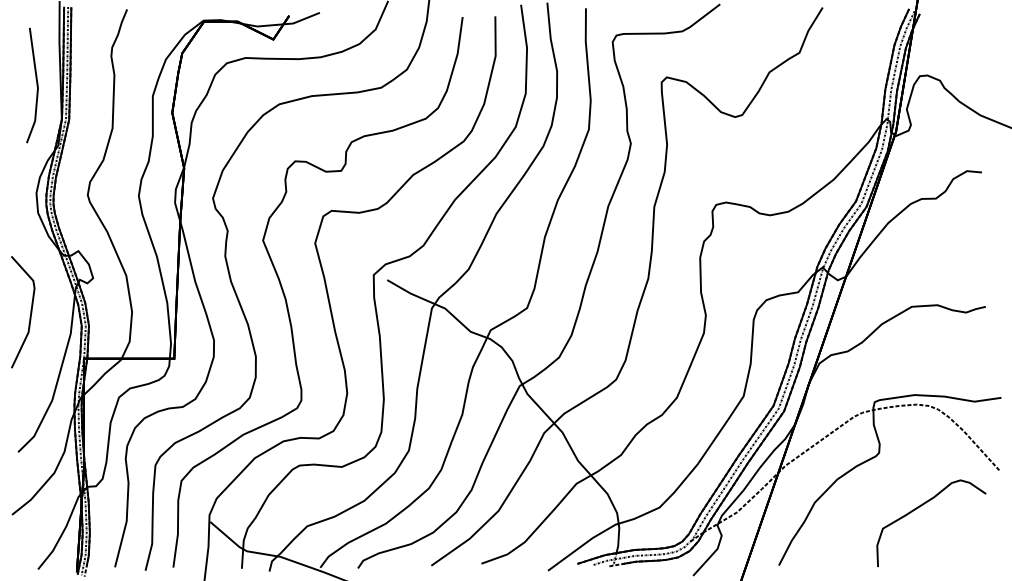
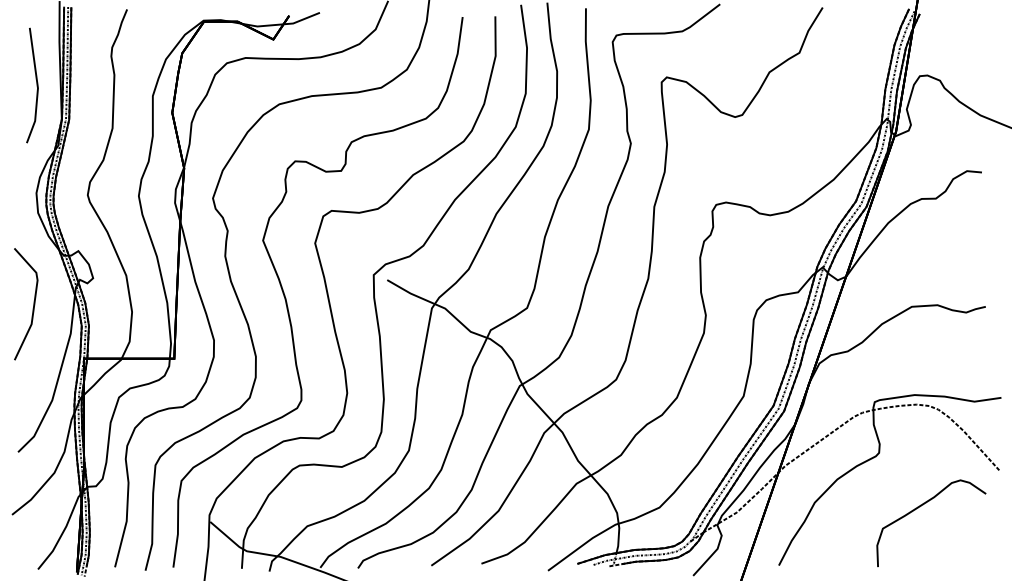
line position: (30, 312) -> (33, 304) (33, 304)
